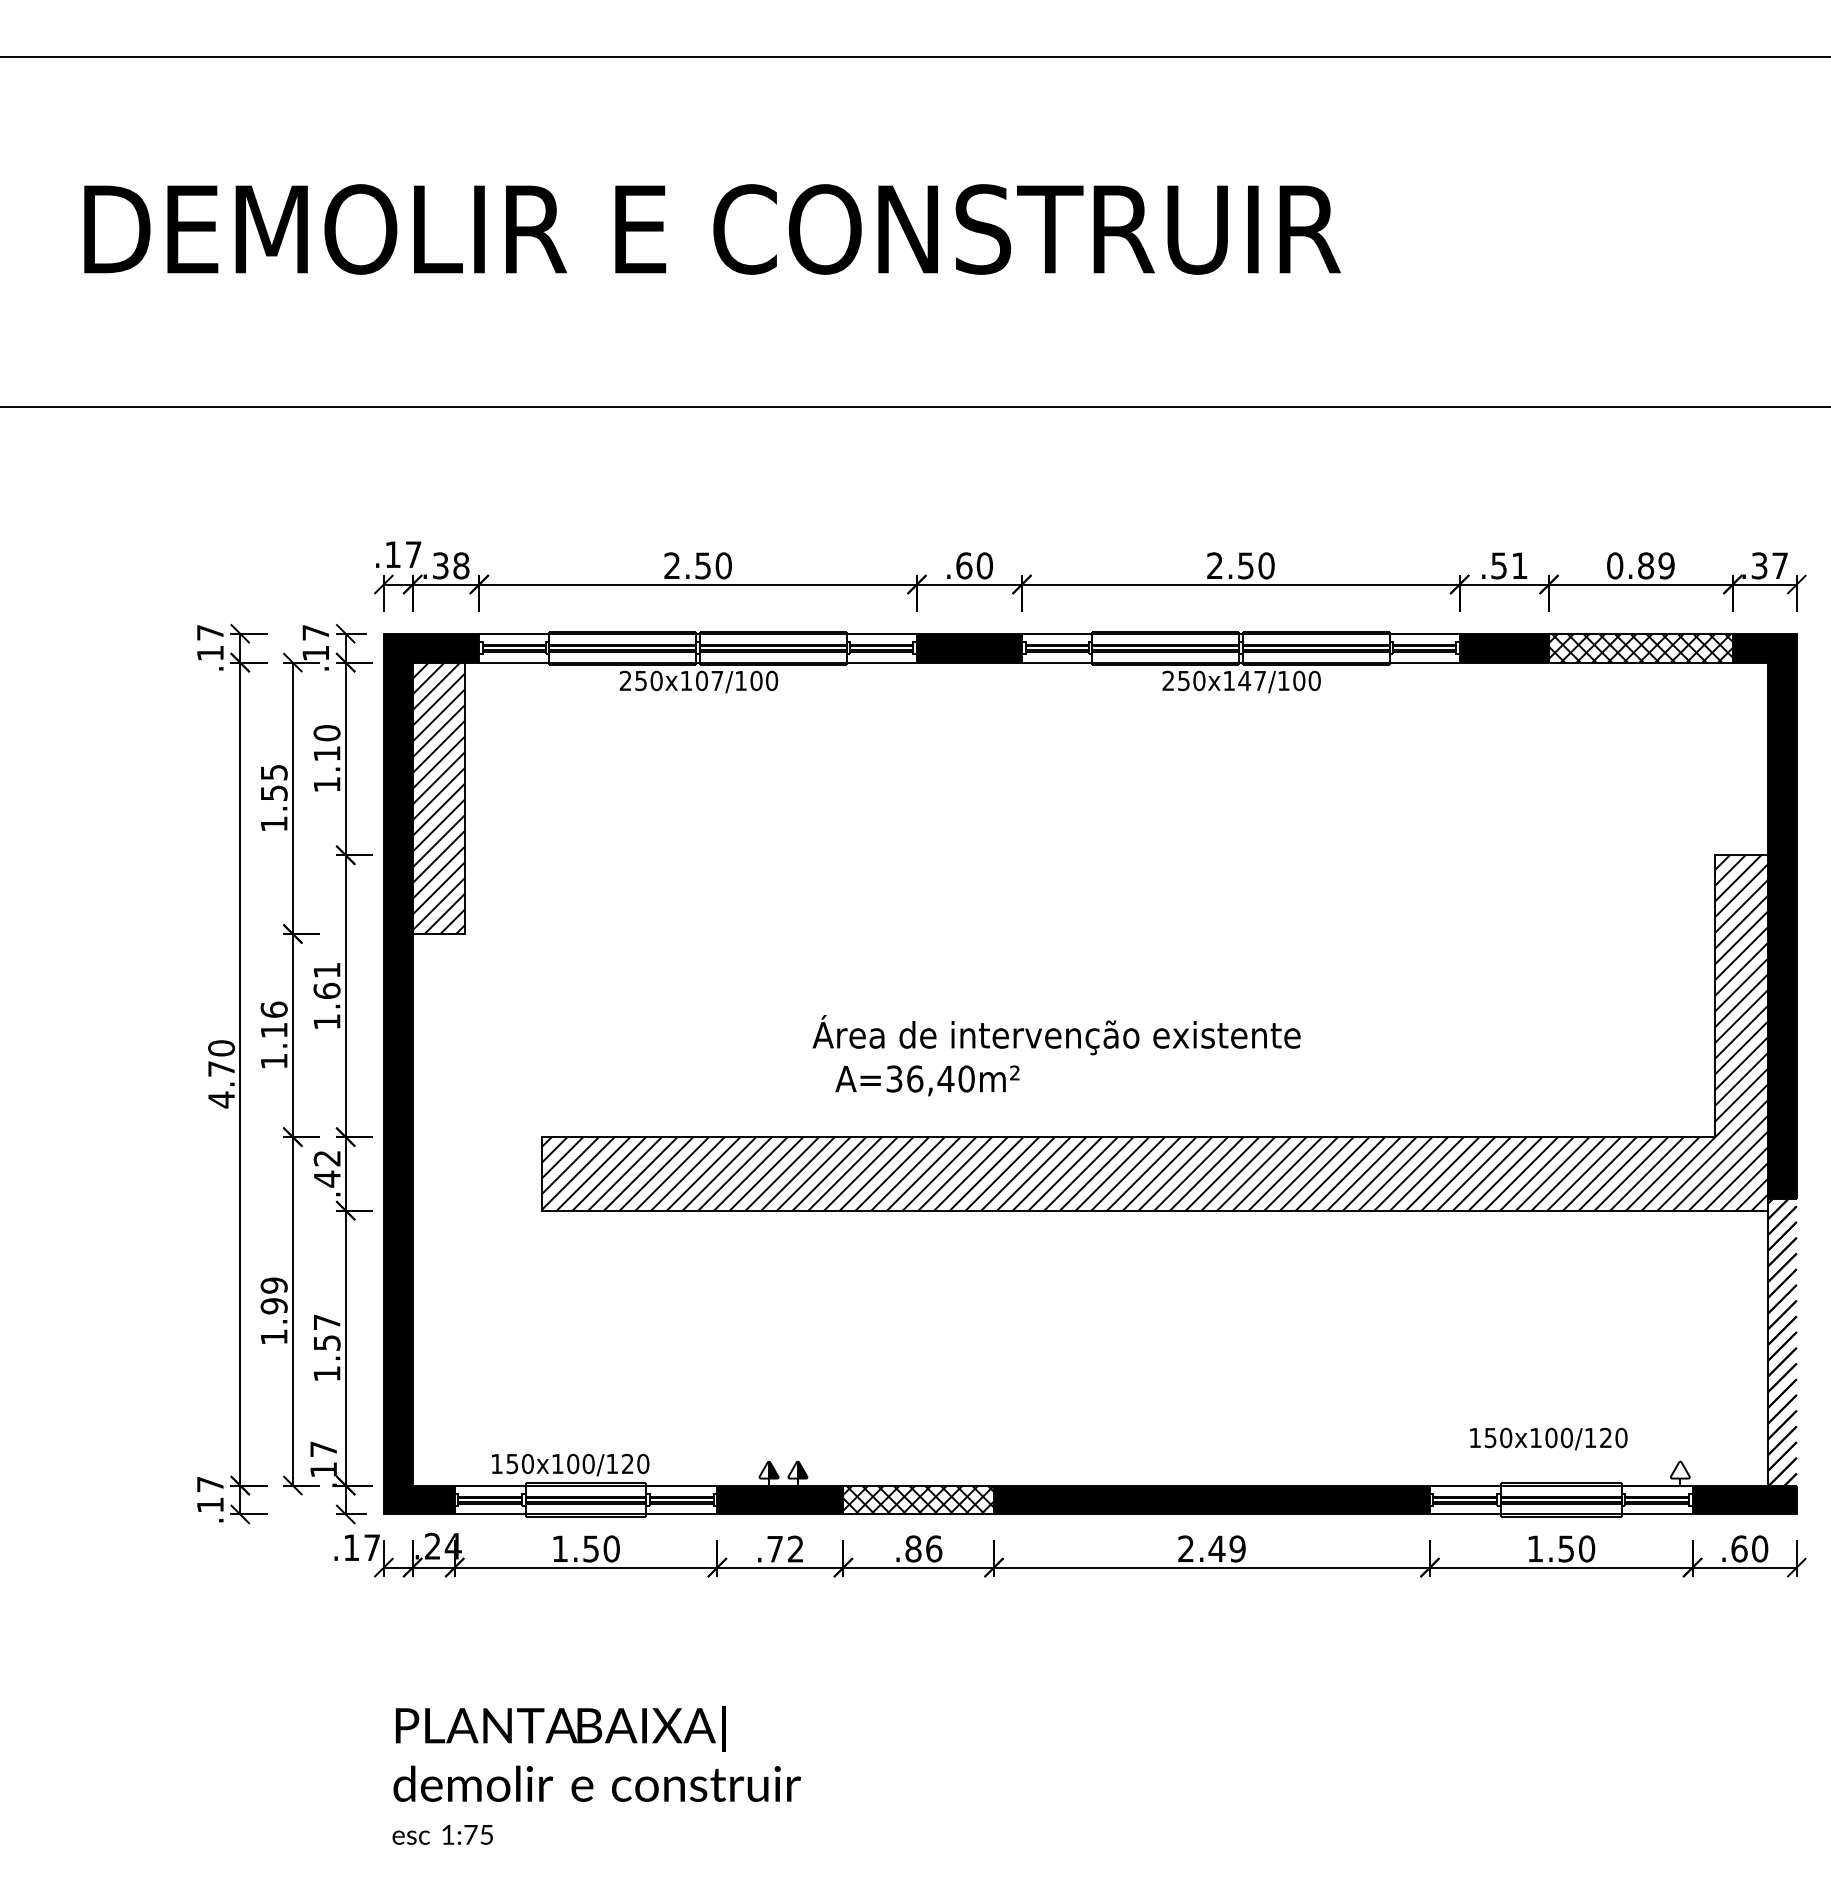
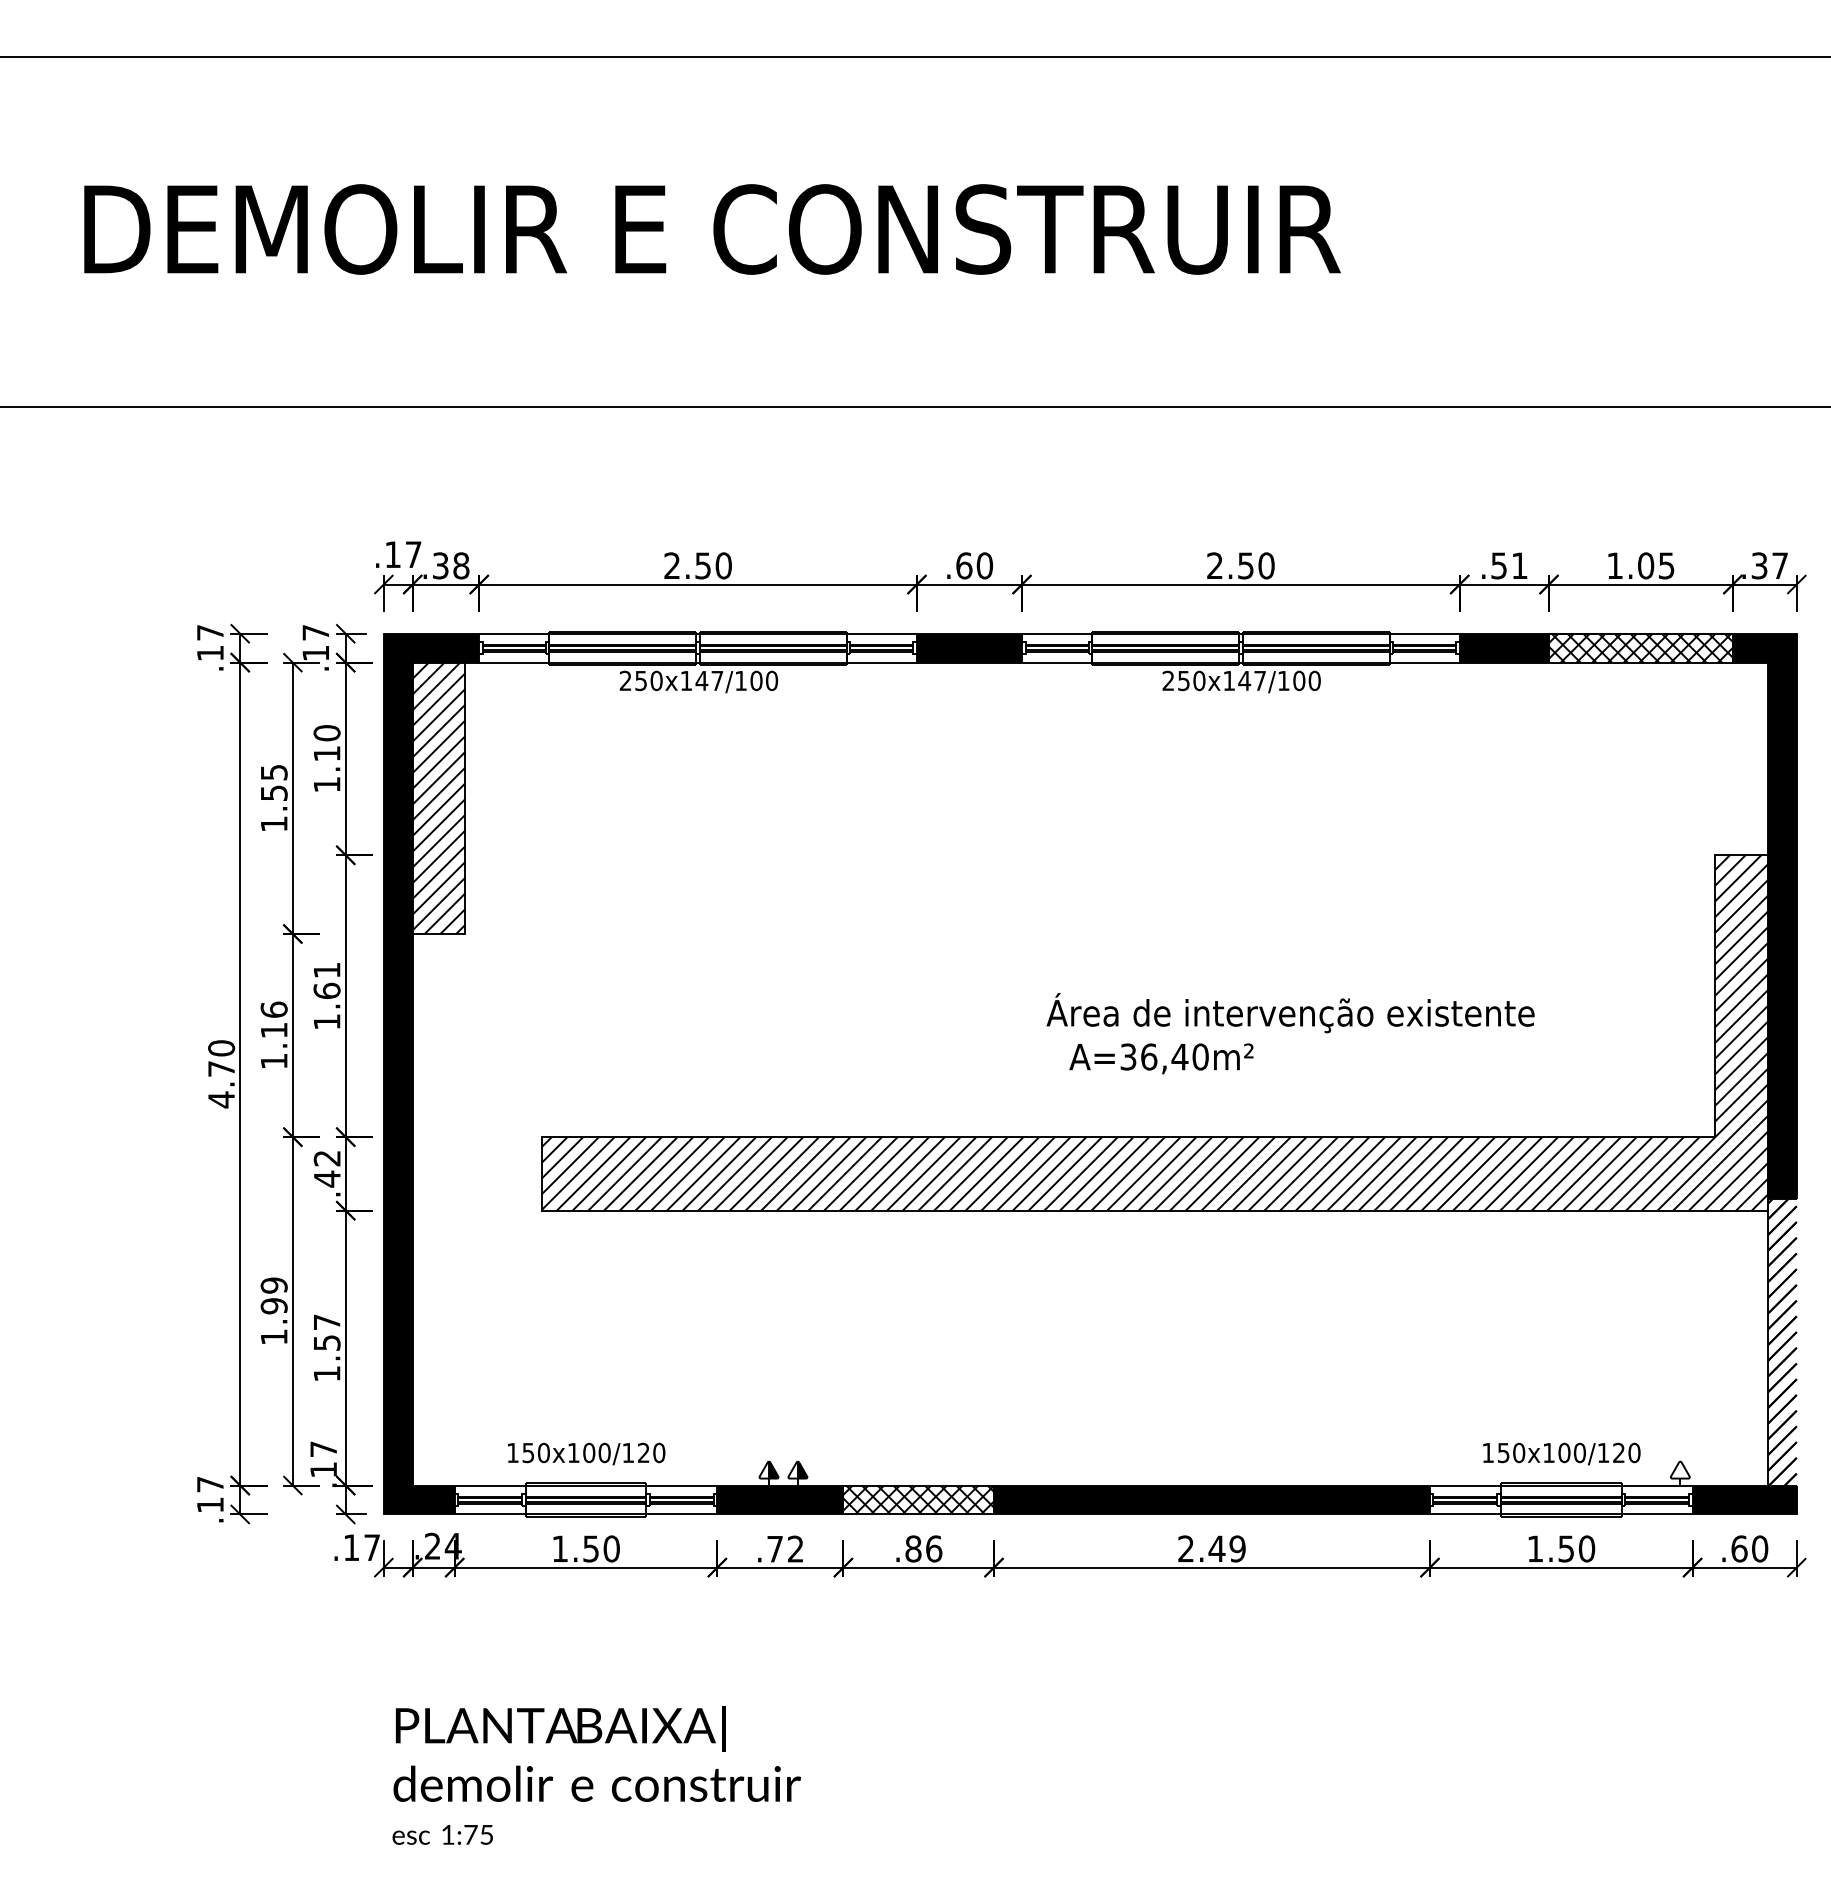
text: 0.89 -> 1.05 (1640, 565)
text: 250x107/100 -> 250x147/100 (701, 680)
text position: (1056, 1055) -> (1290, 1033) (1290, 1033)
text position: (1548, 1438) -> (1561, 1453) (1561, 1453)
text position: (570, 1464) -> (586, 1453) (586, 1453)
